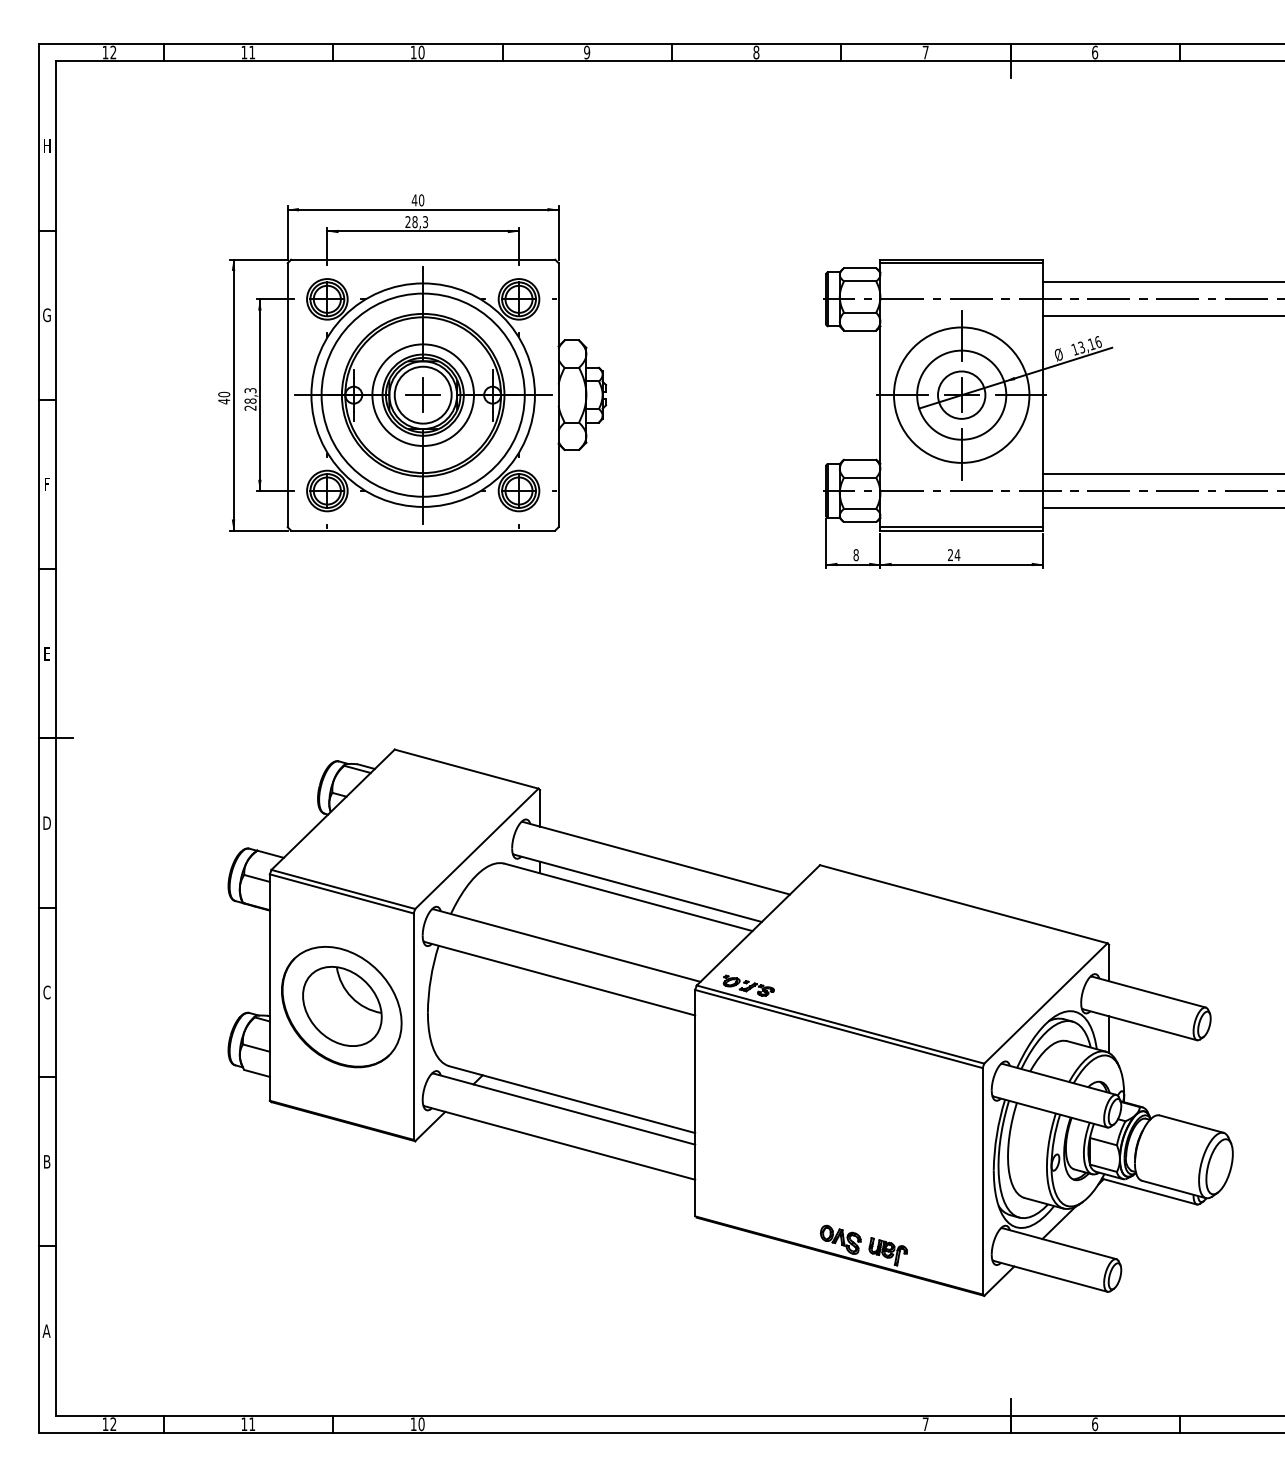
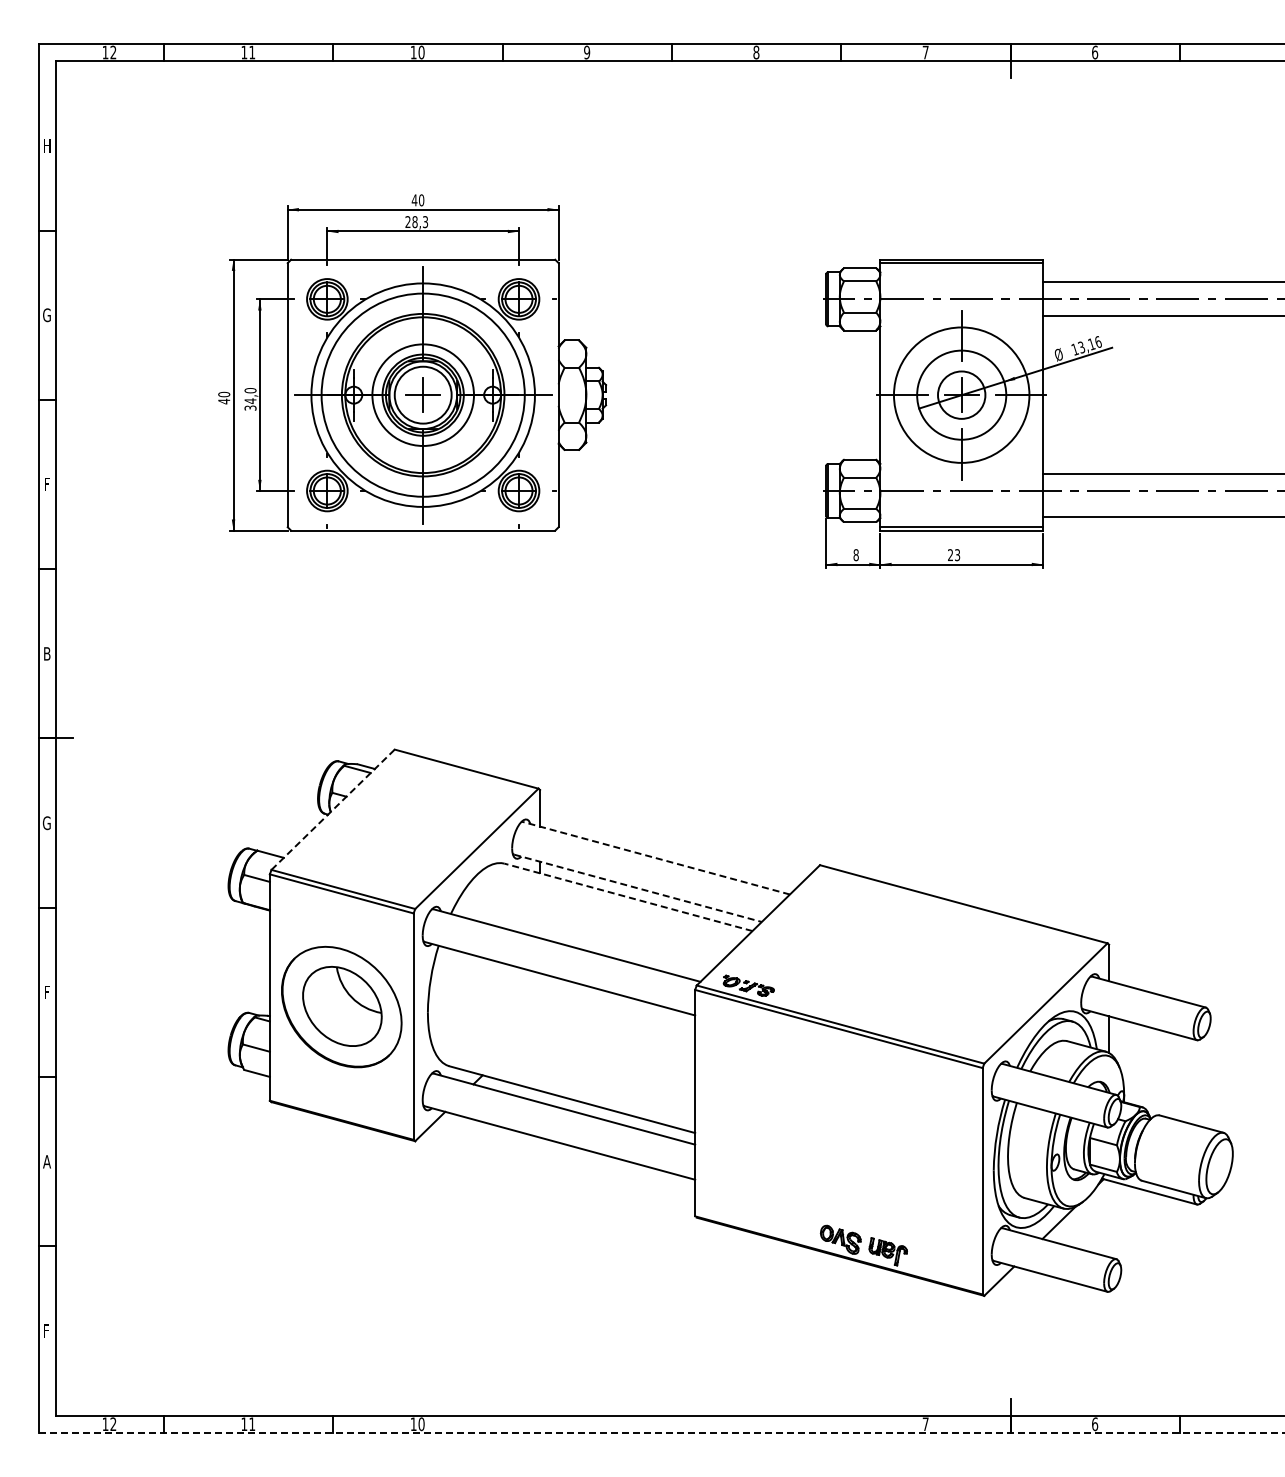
text: 28,3 -> 34,0 (250, 399)
line position: (1161, 507) -> (1161, 516) (1161, 516)
text: 24 -> 23 (957, 555)
text: E -> B (47, 653)
line: solid -> dashed (333, 809)
text: D -> G (46, 823)
line: solid -> dashed (656, 858)
line: solid -> dashed (638, 888)
line: solid -> dashed (628, 897)
text: C -> F (46, 992)
text: B -> A (46, 1161)
text: A -> F (46, 1330)
line: solid -> dashed (661, 1432)
